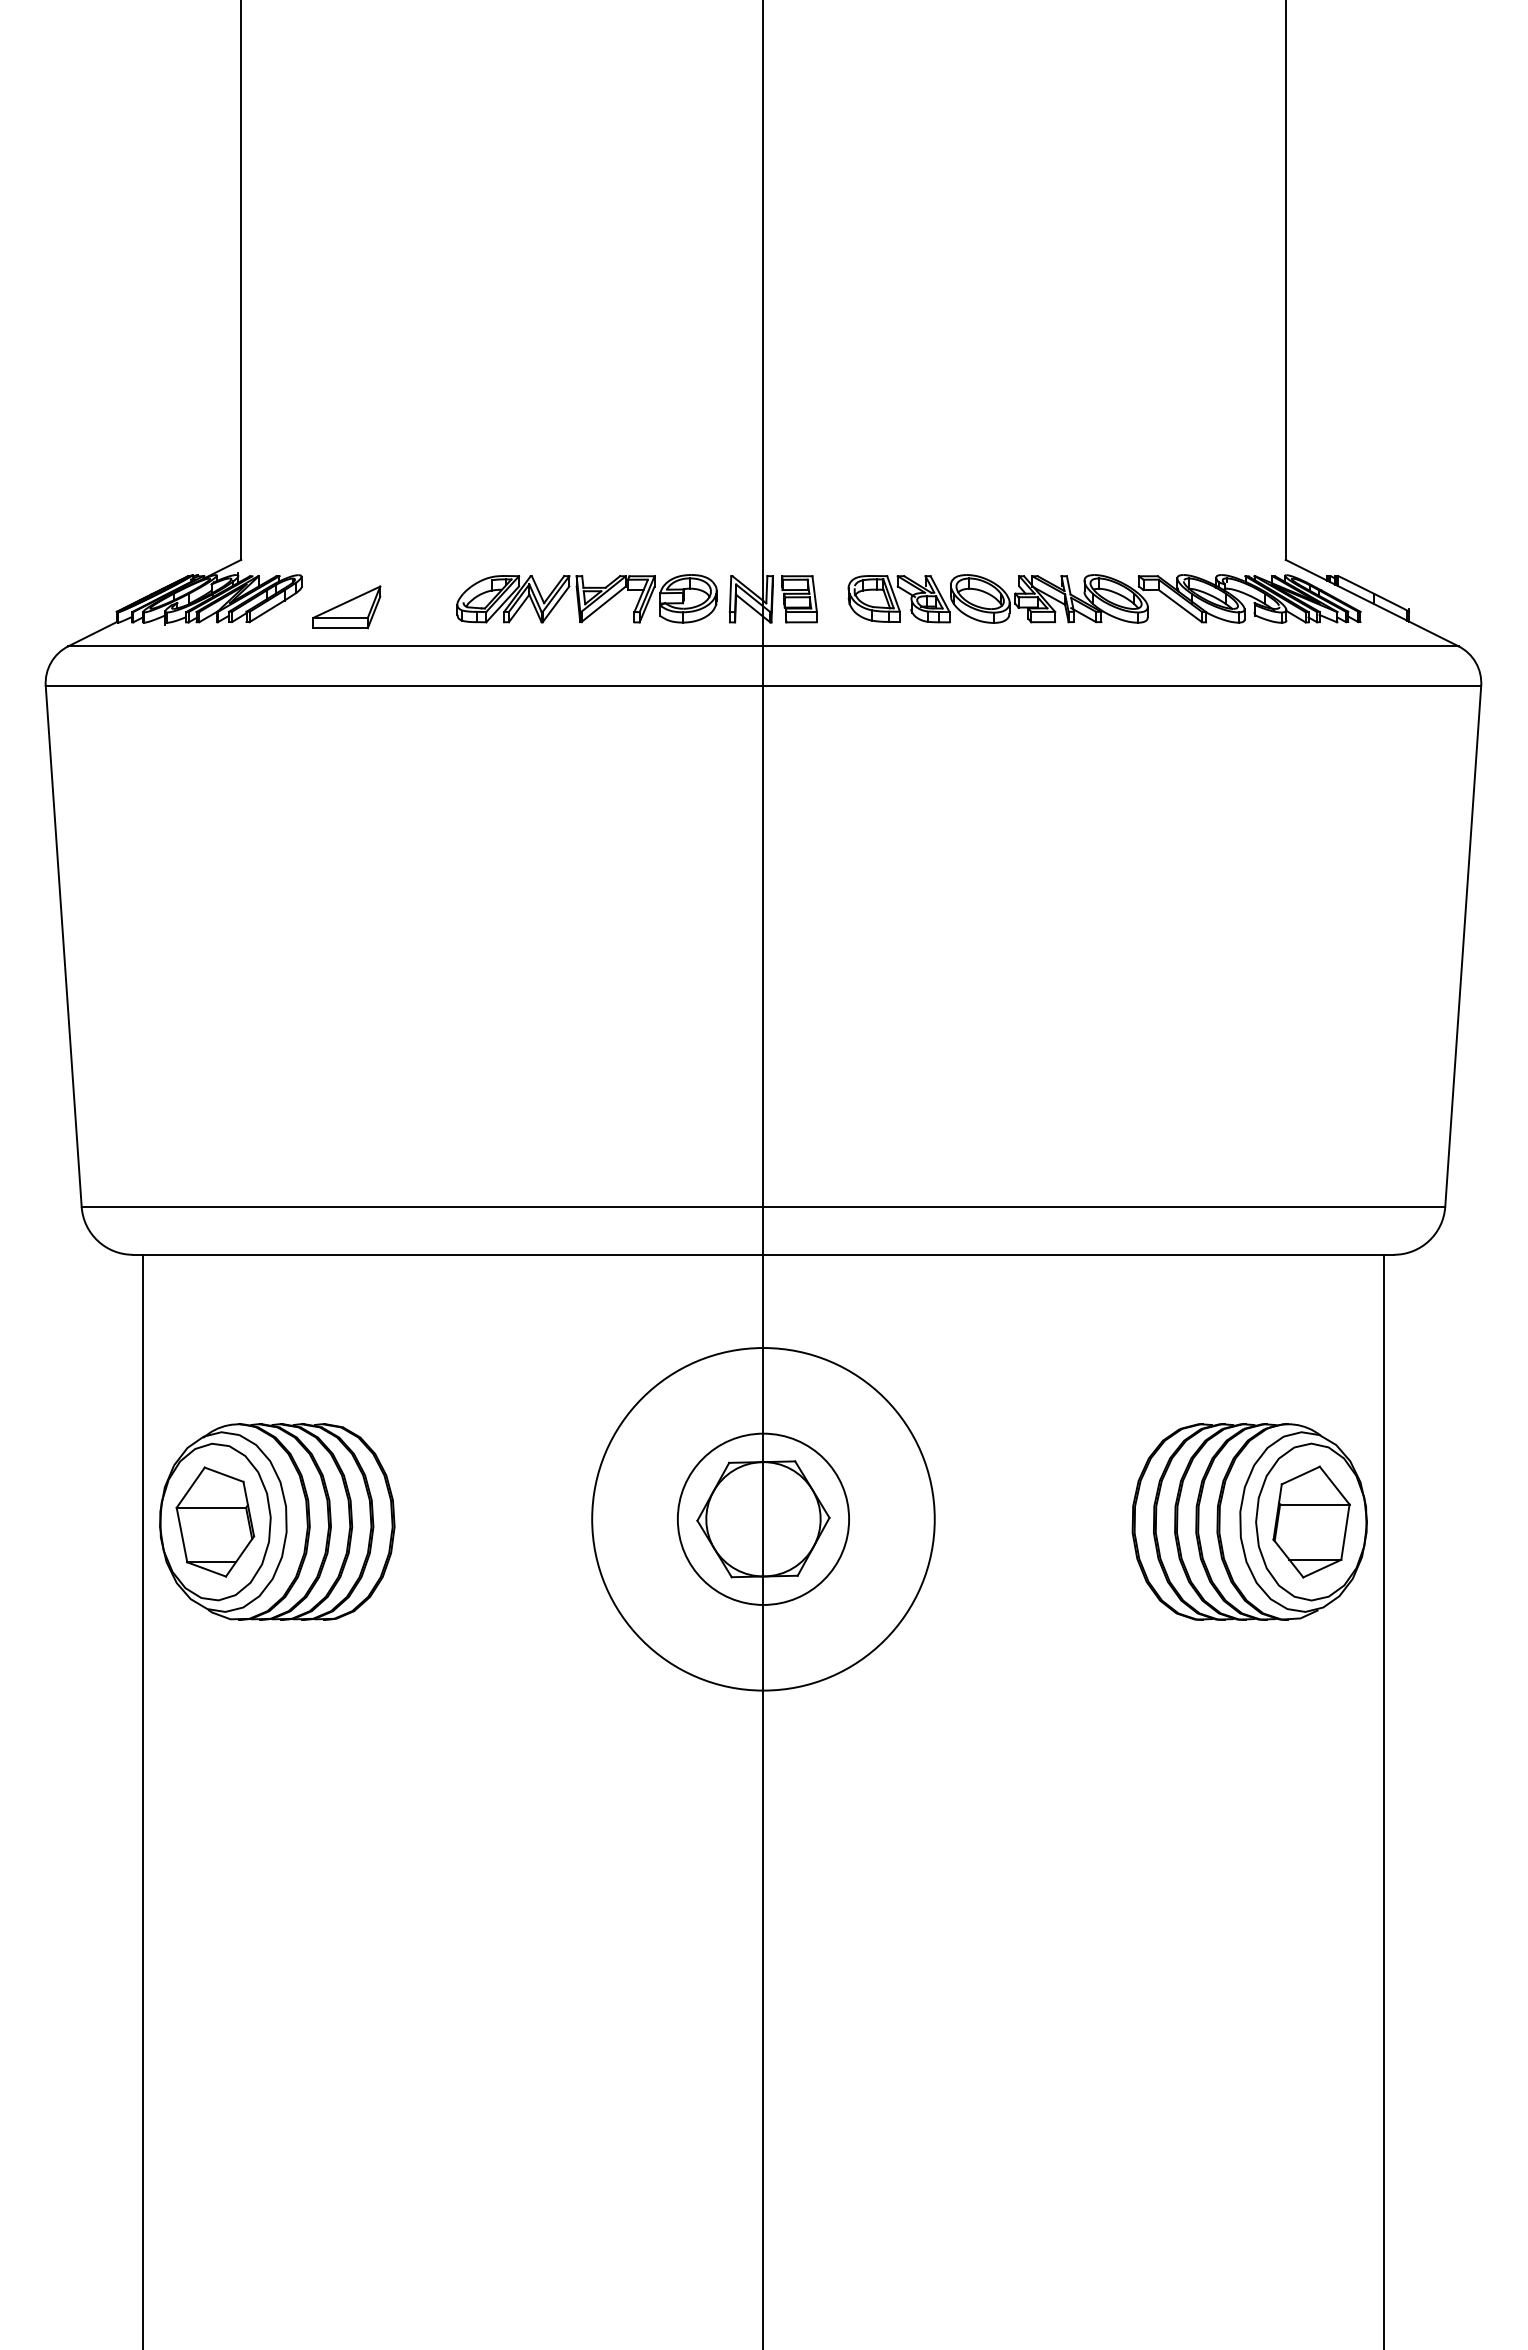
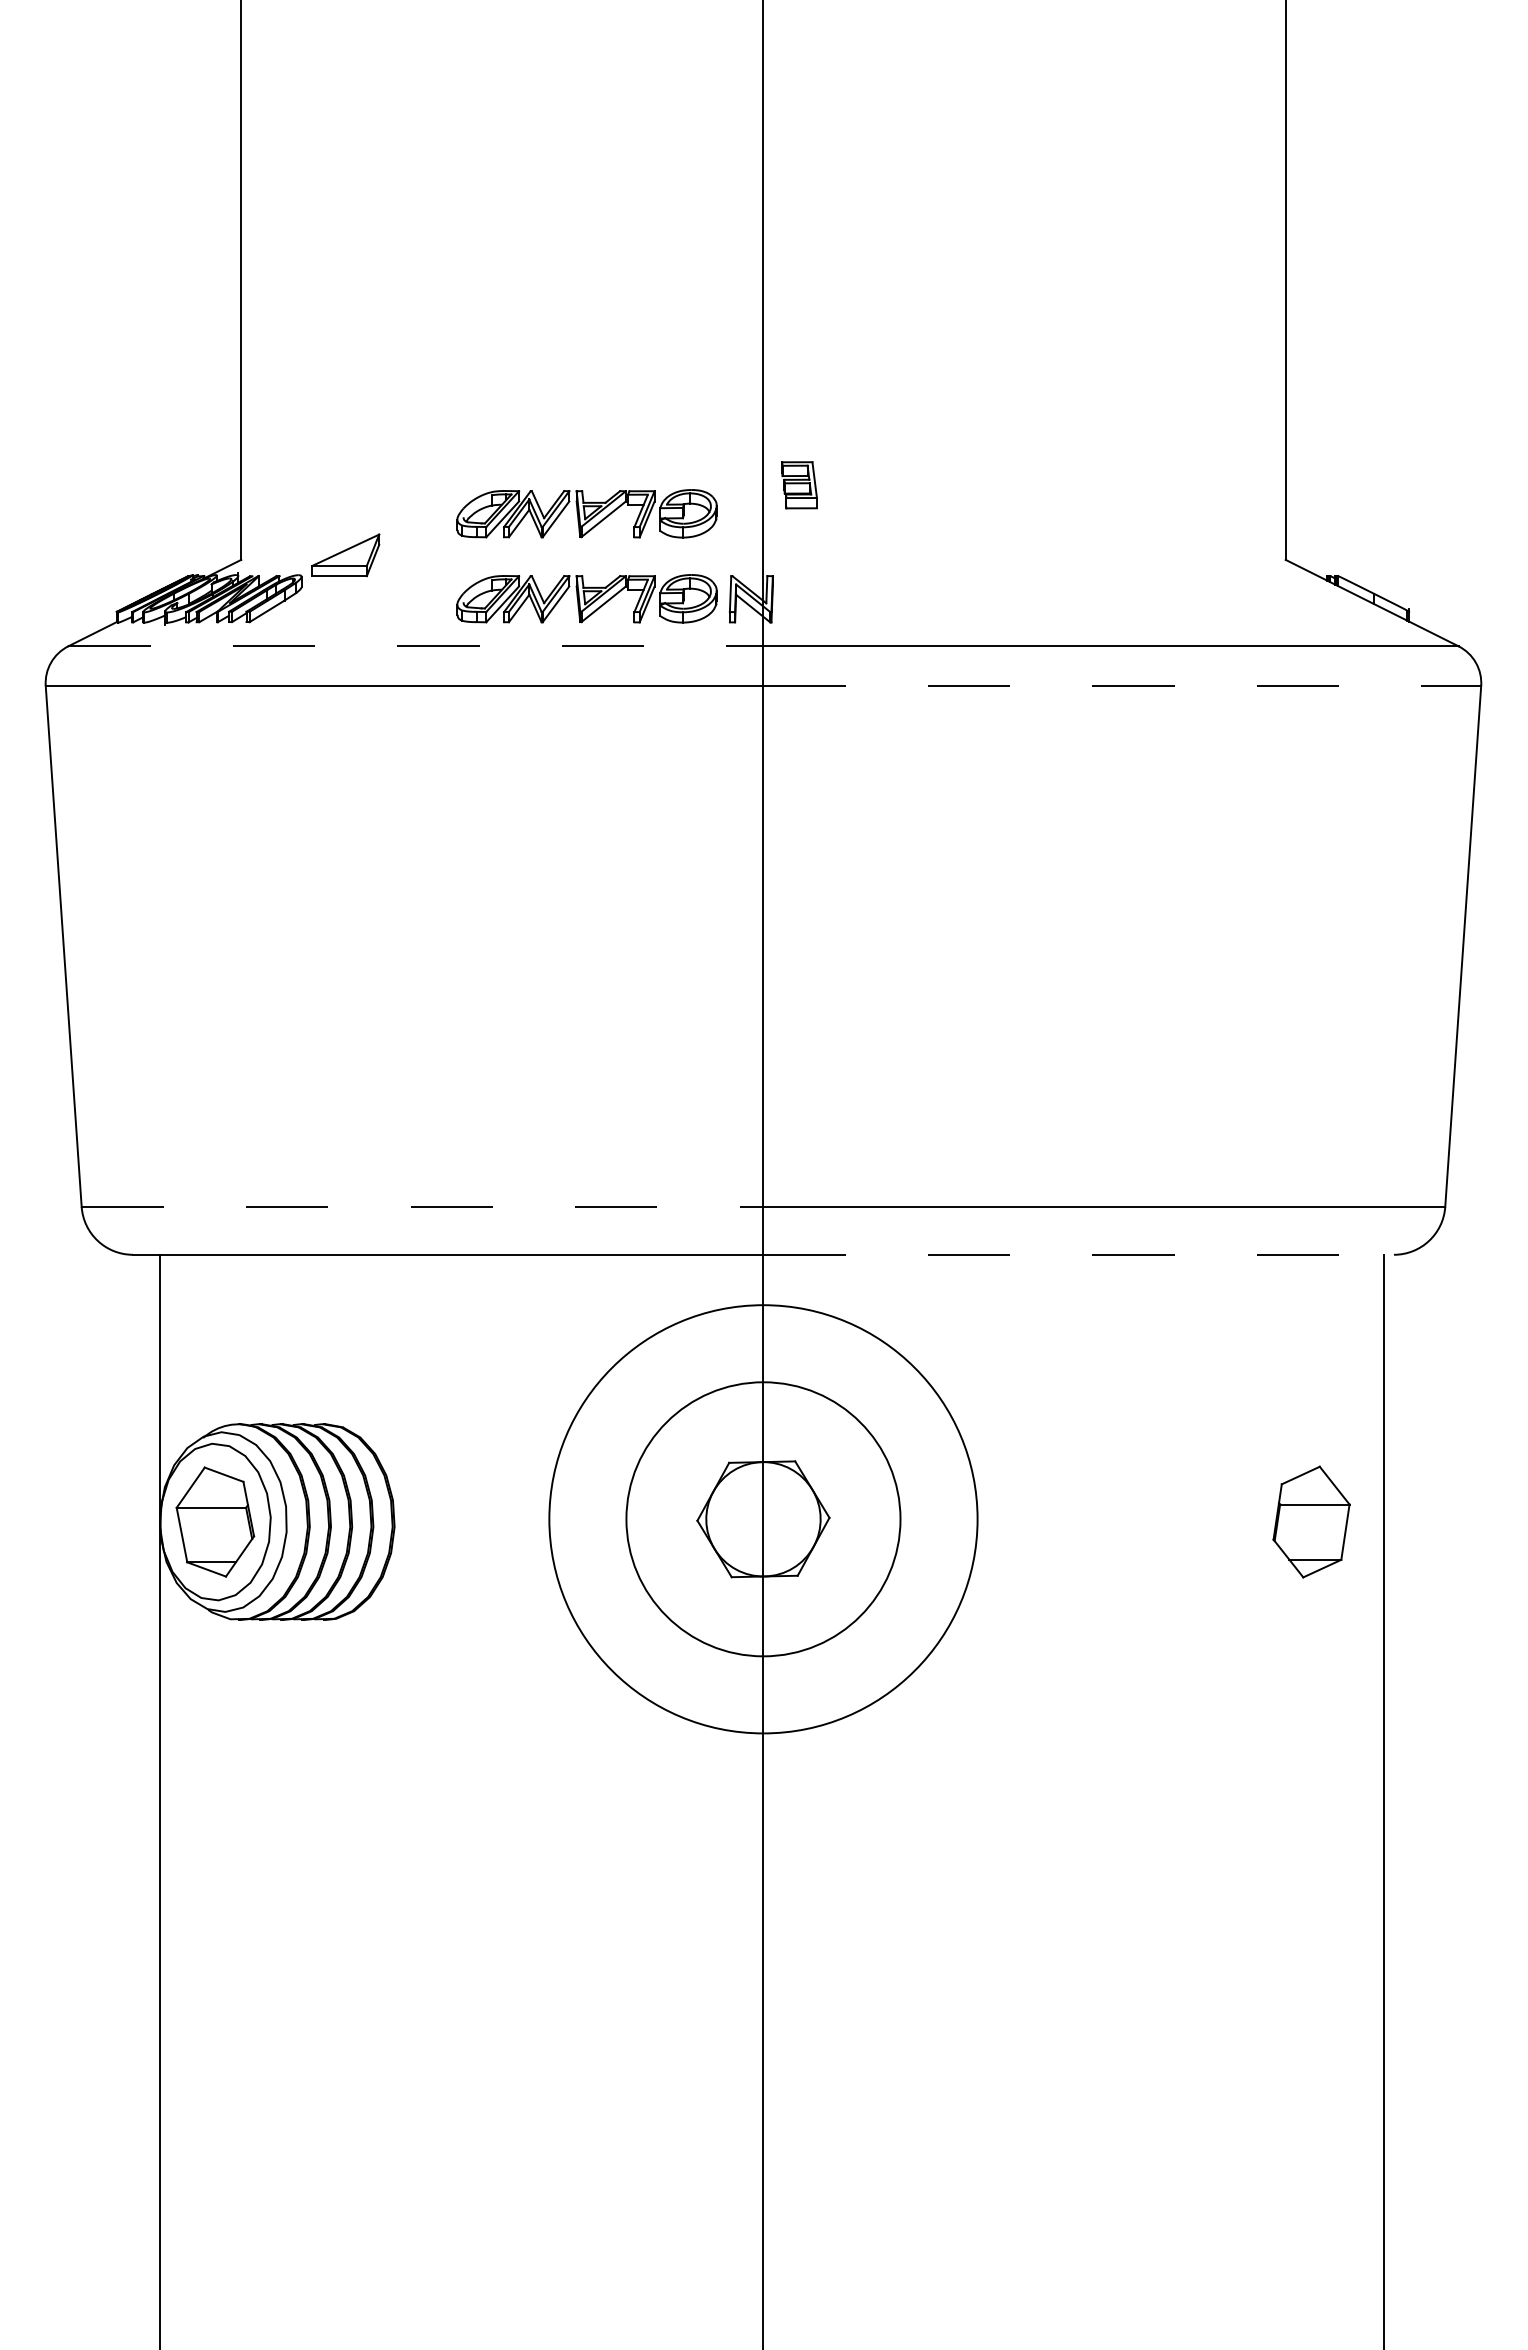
part: none -> present (586, 513)
part: present -> none (1104, 598)
part position: (799, 599) -> (799, 485) (799, 485)
part position: (346, 607) -> (345, 555) (345, 555)
line: solid -> dashed (415, 646)
line: solid -> dashed (1122, 685)
line: solid -> dashed (422, 1206)
line: solid -> dashed (1079, 1254)
circle diameter: 171 px -> 274 px (763, 1519)
circle diameter: 343 px -> 428 px (763, 1519)
part: present -> none (1249, 1521)
line position: (143, 1800) -> (160, 1800) (160, 1800)
